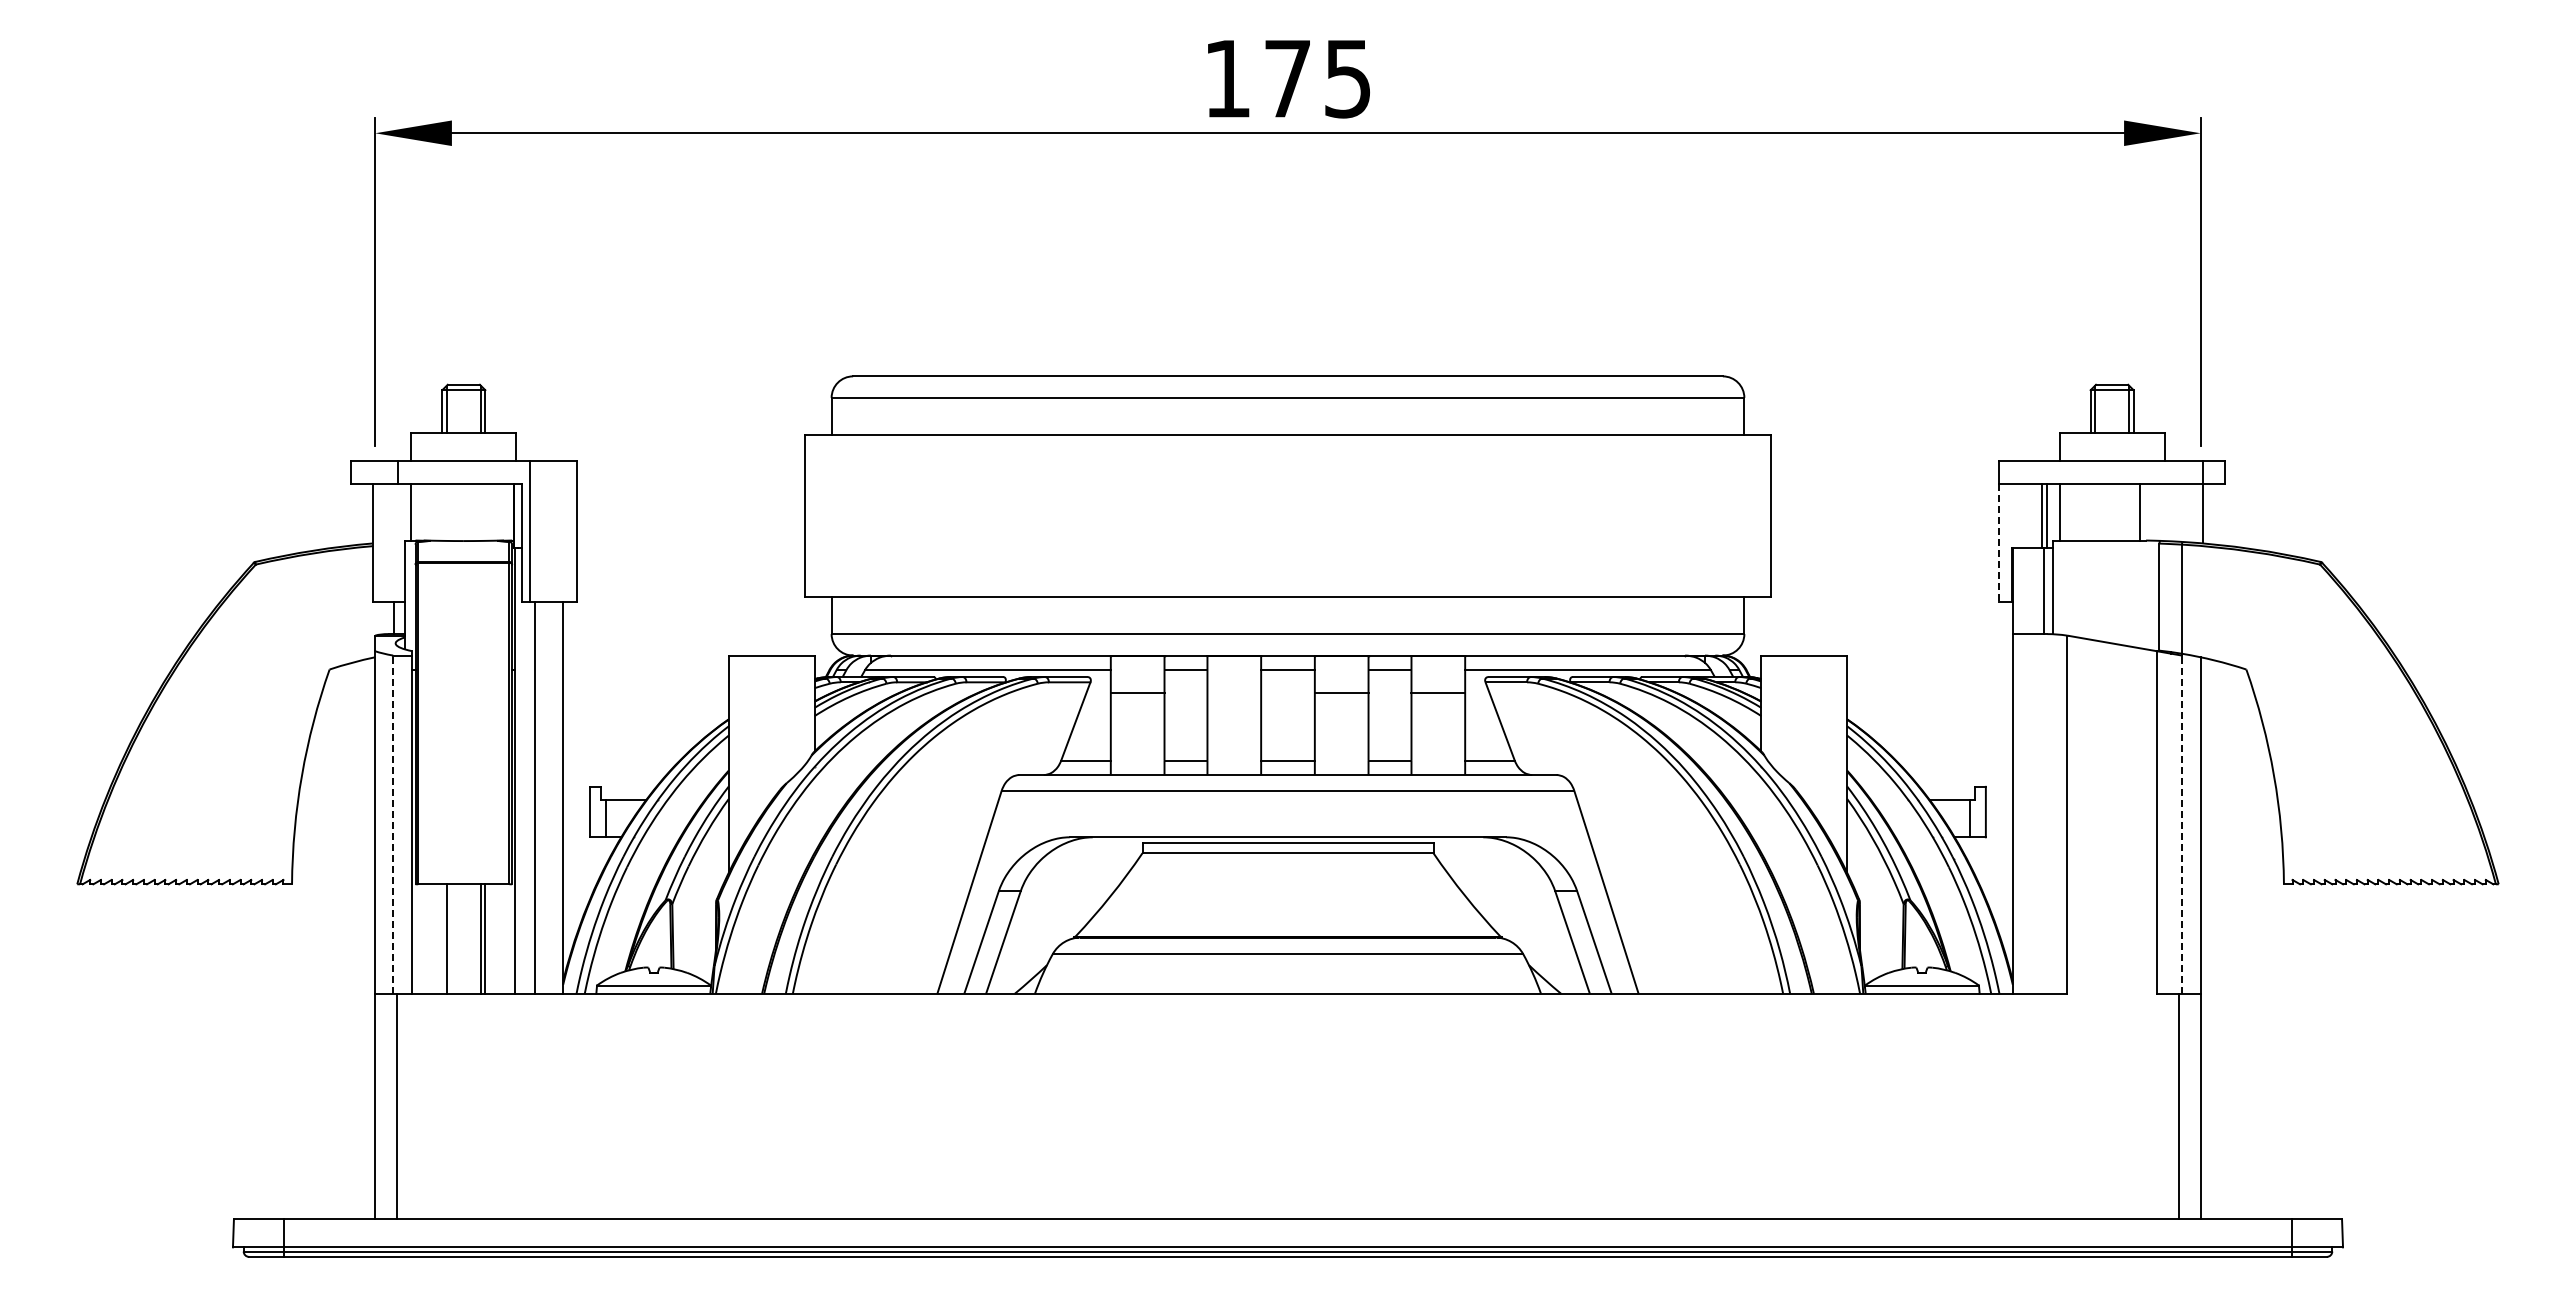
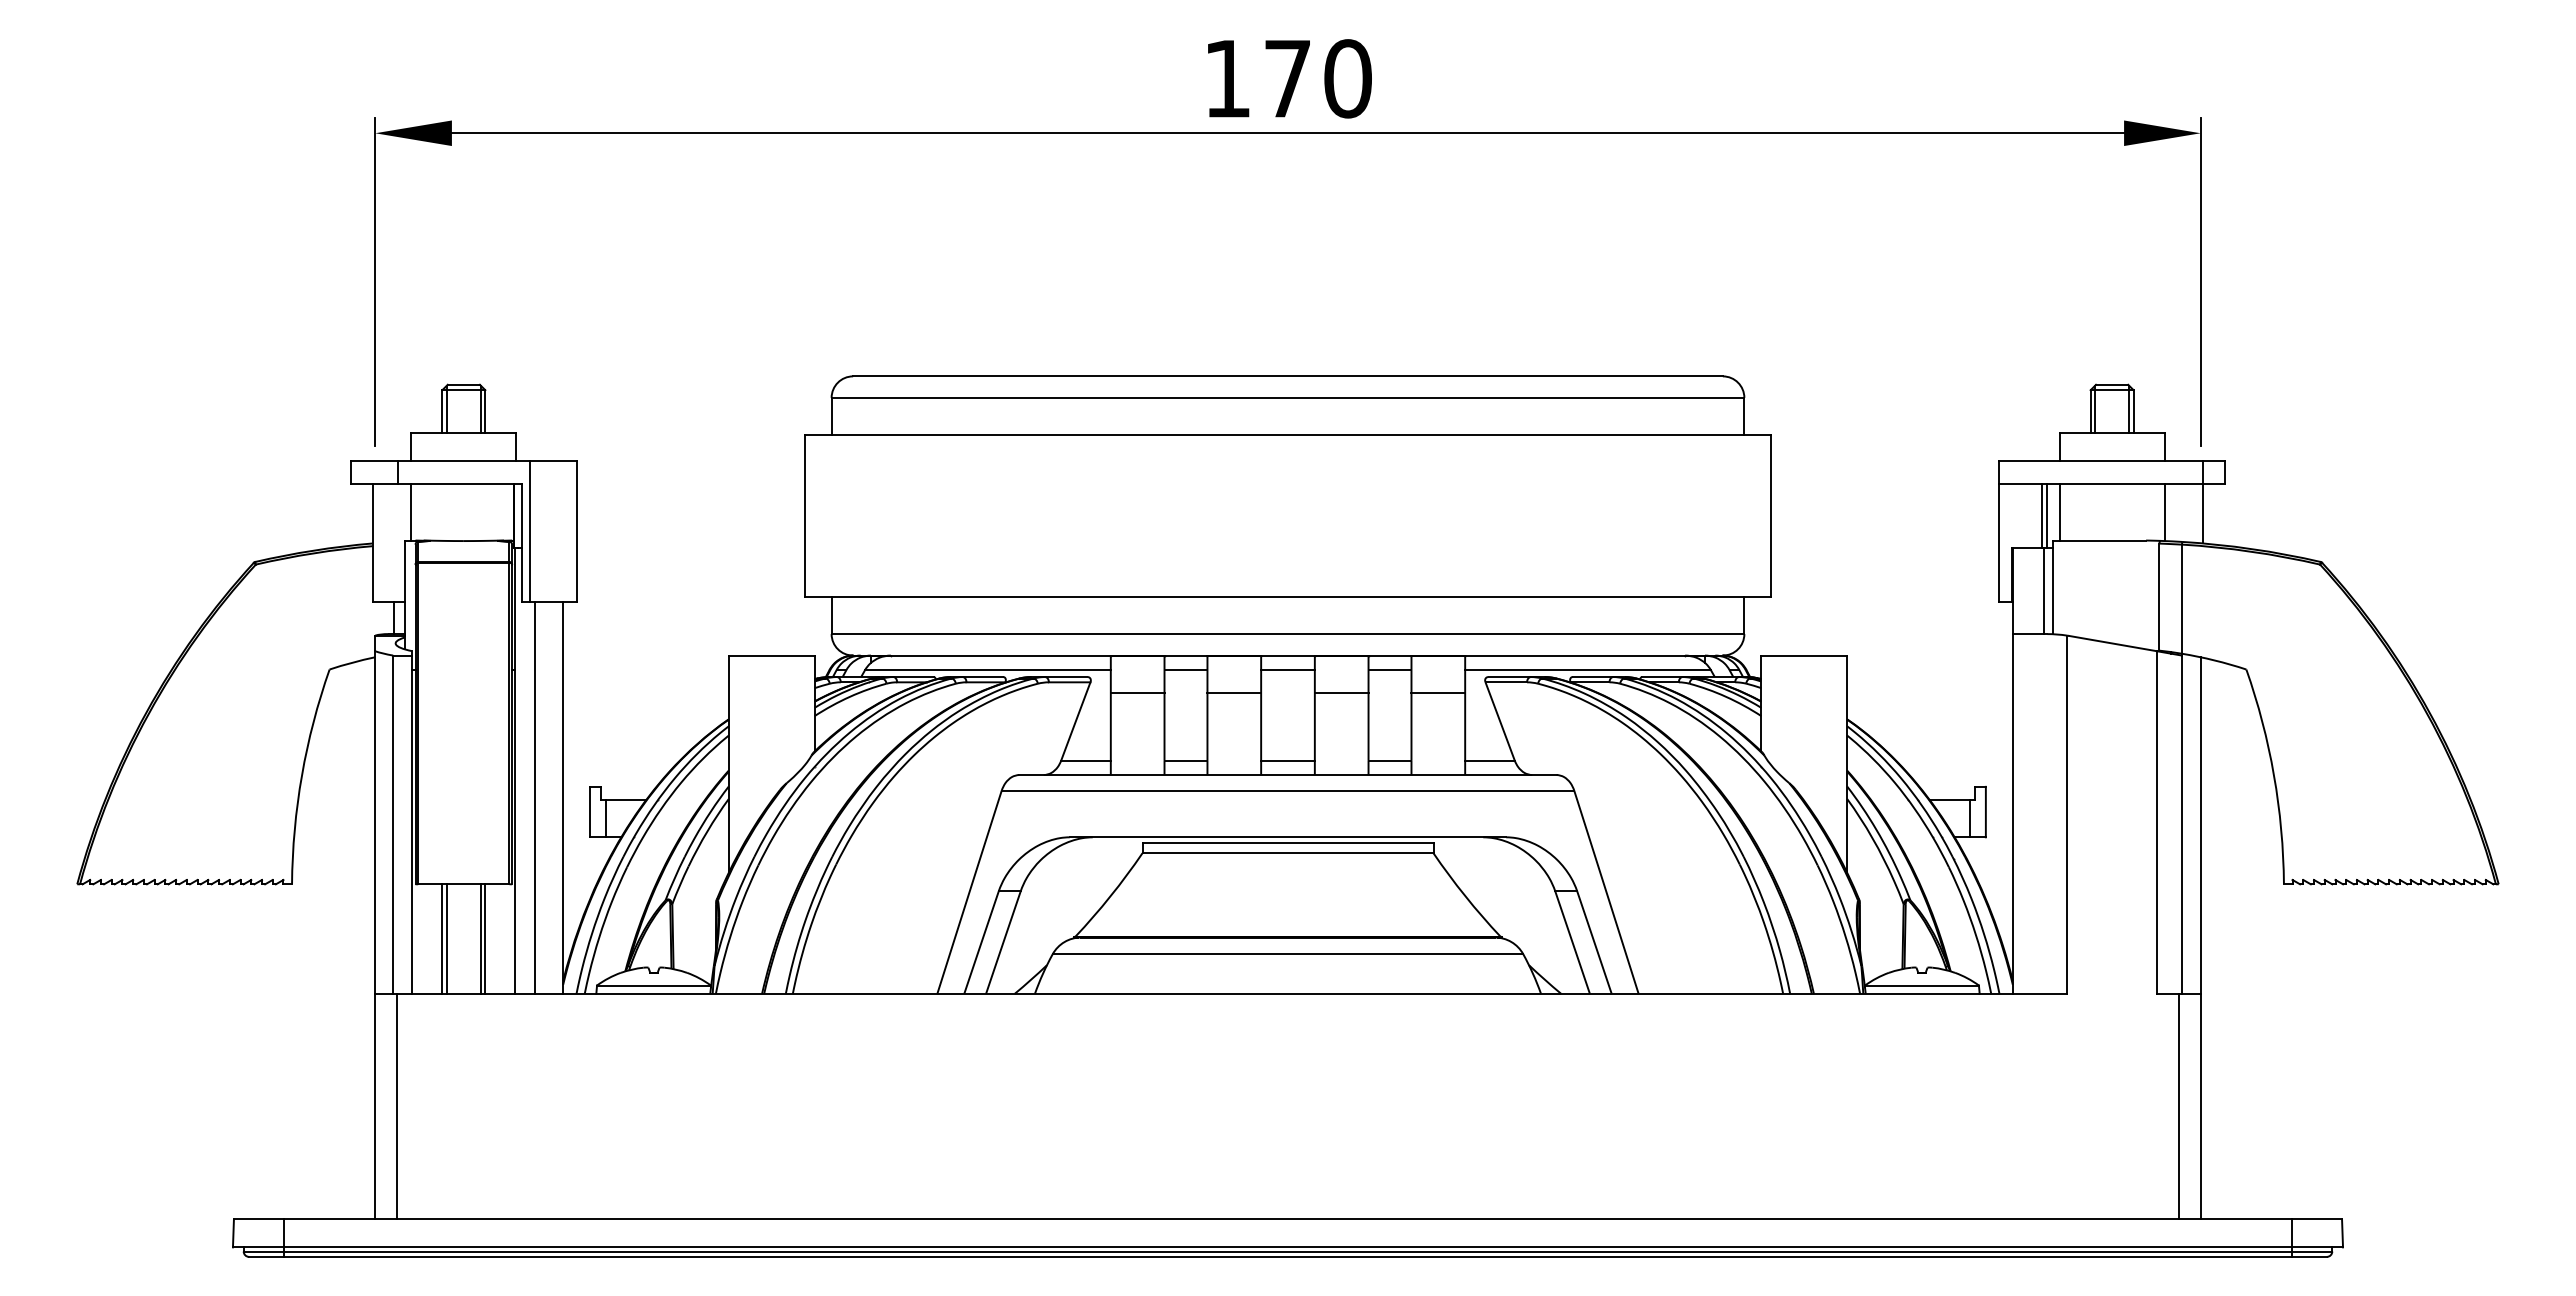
text: 175 -> 170 (1347, 78)
line position: (2139, 512) -> (2164, 512) (2164, 512)
line: dashed -> solid (1999, 543)
line: none -> present (1234, 693)
line: dashed -> solid (393, 824)
line: dashed -> solid (2181, 824)
line: none -> present (442, 938)
